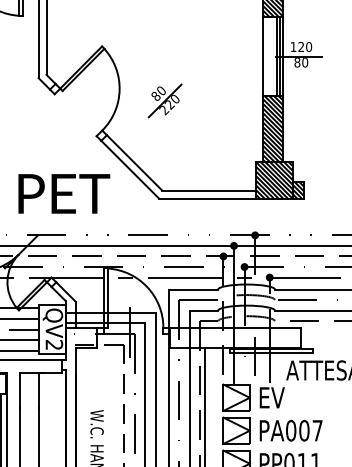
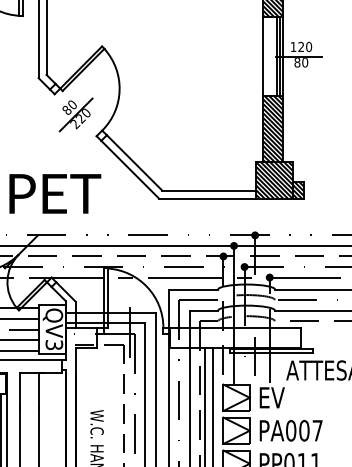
part position: (164, 100) -> (75, 114) (75, 114)
text position: (64, 193) -> (55, 193) (55, 193)
text: QV2 -> QV3 (53, 345)
line: none -> present (212, 405)
